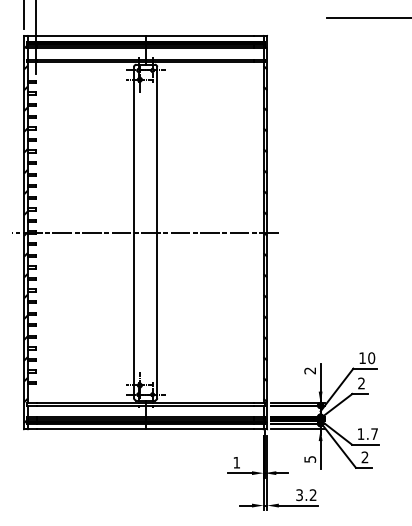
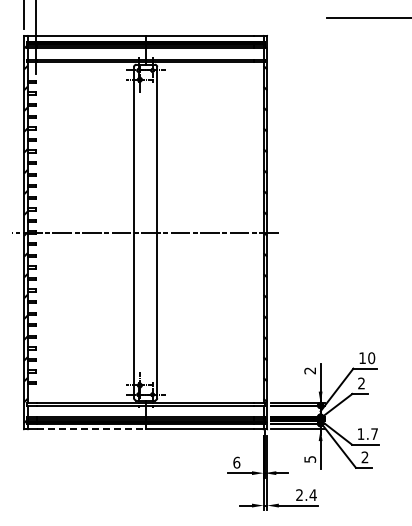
line: solid -> dashed (91, 429)
text: 1 -> 6 (236, 462)
text: 3.2 -> 2.4 (306, 495)
